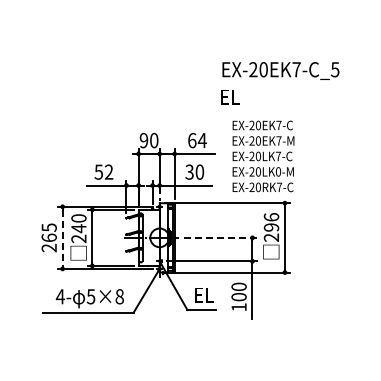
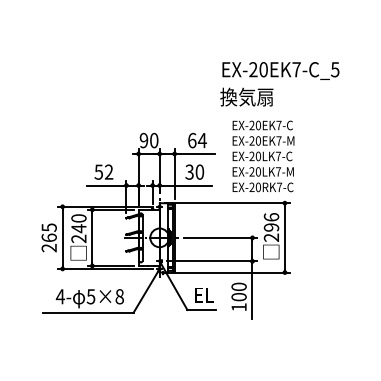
text: EL -> 換気扇 (246, 96)
text: EX-20LK0-M -> EX-20LK7-M (278, 171)
line: dashed -> solid (220, 237)
line: dashed -> solid (62, 238)
